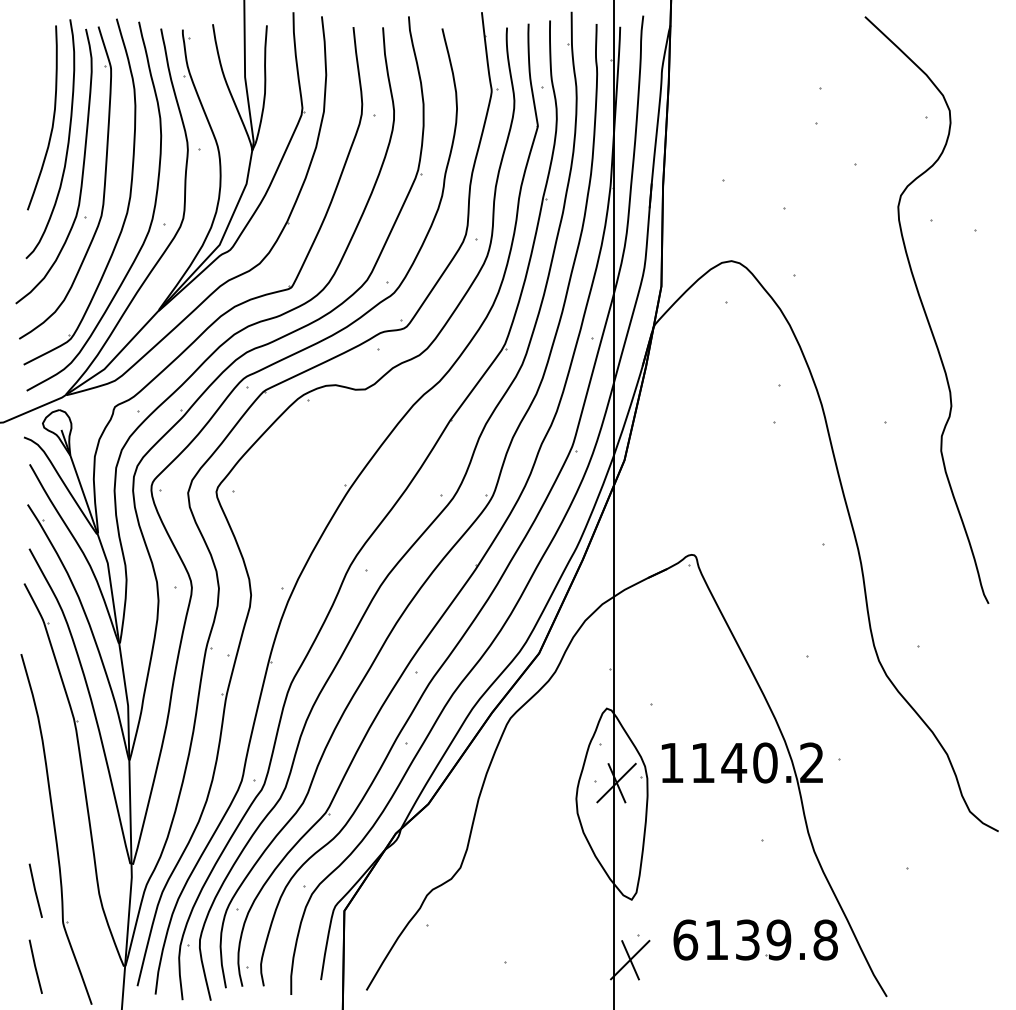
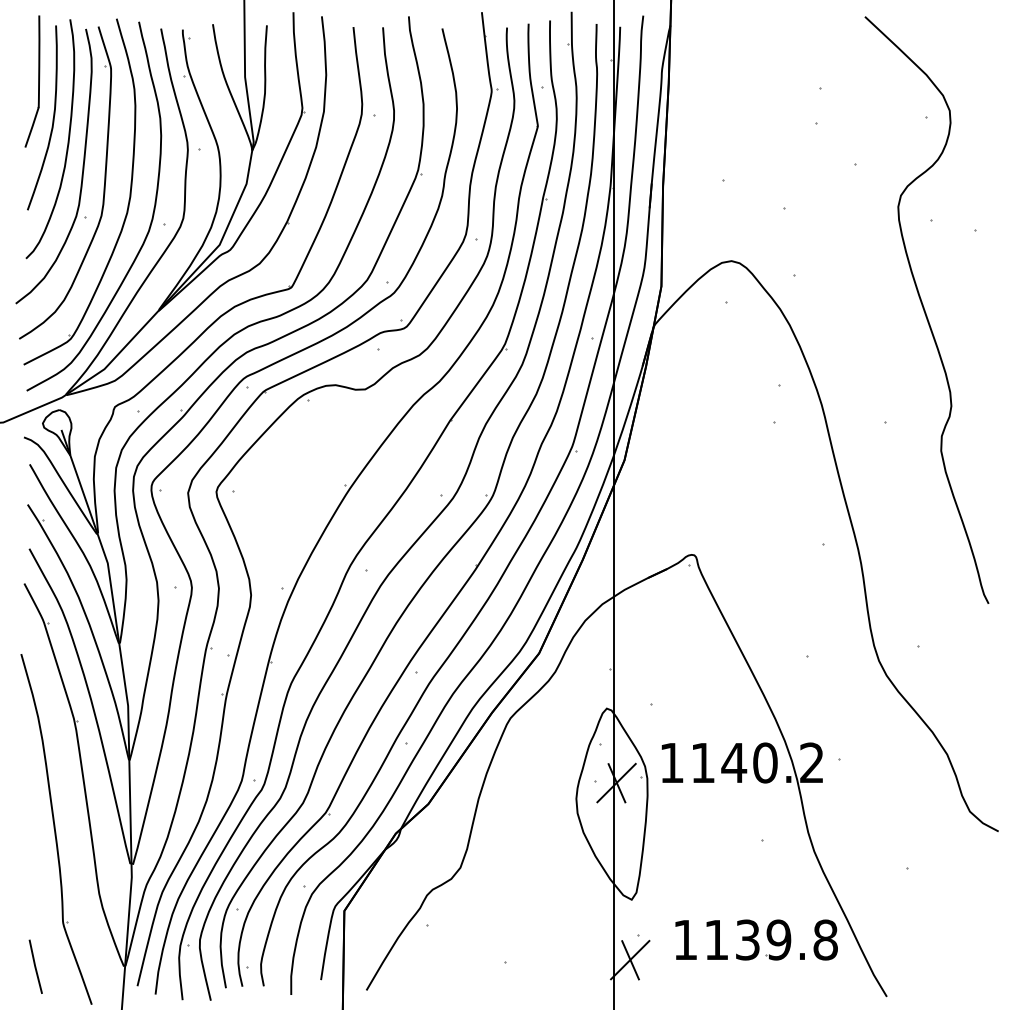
part: none -> present (32, 81)
line: present -> none (35, 890)
text: 6139.8 -> 1139.8 (685, 939)
